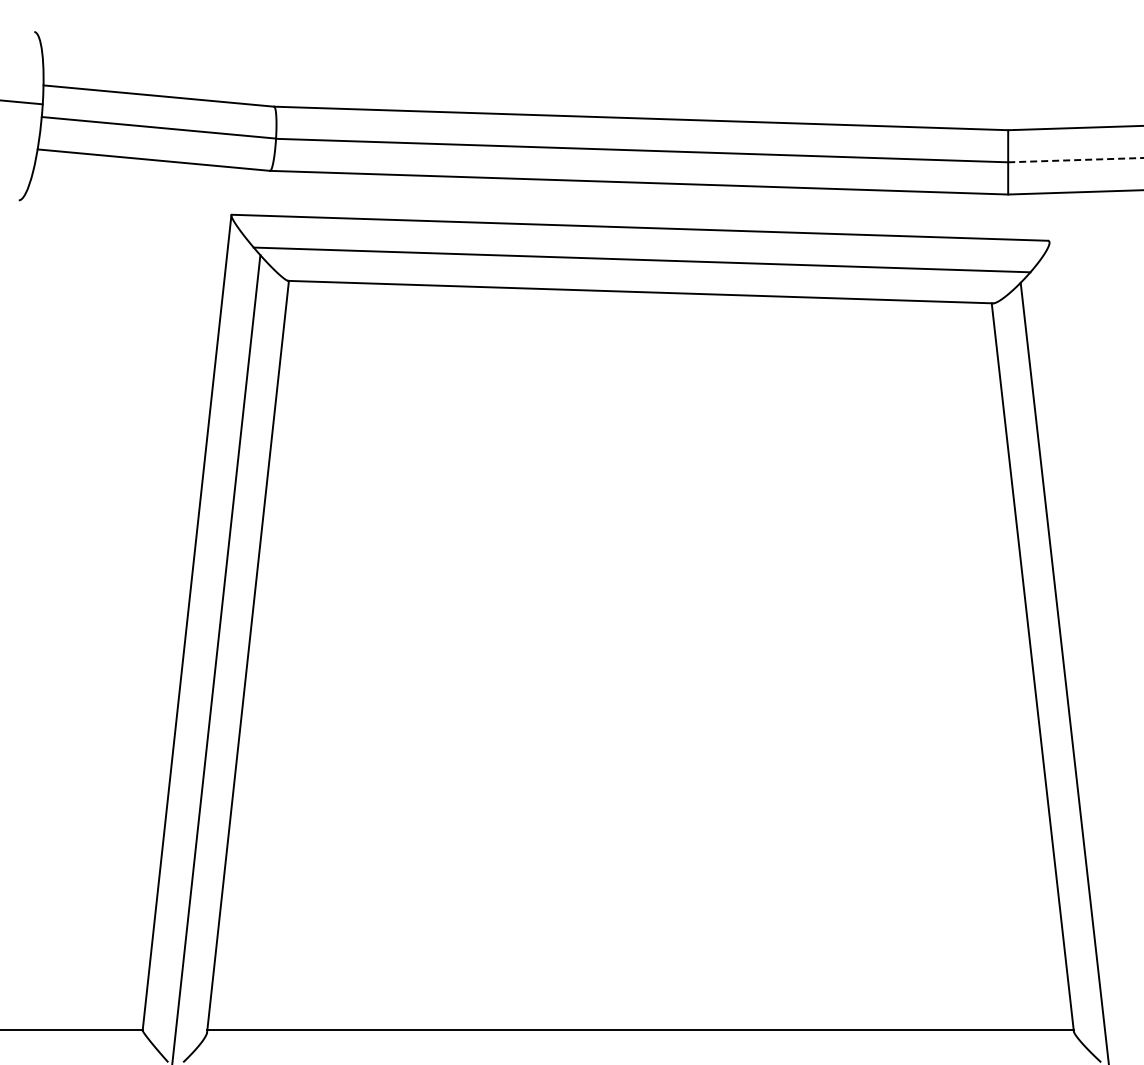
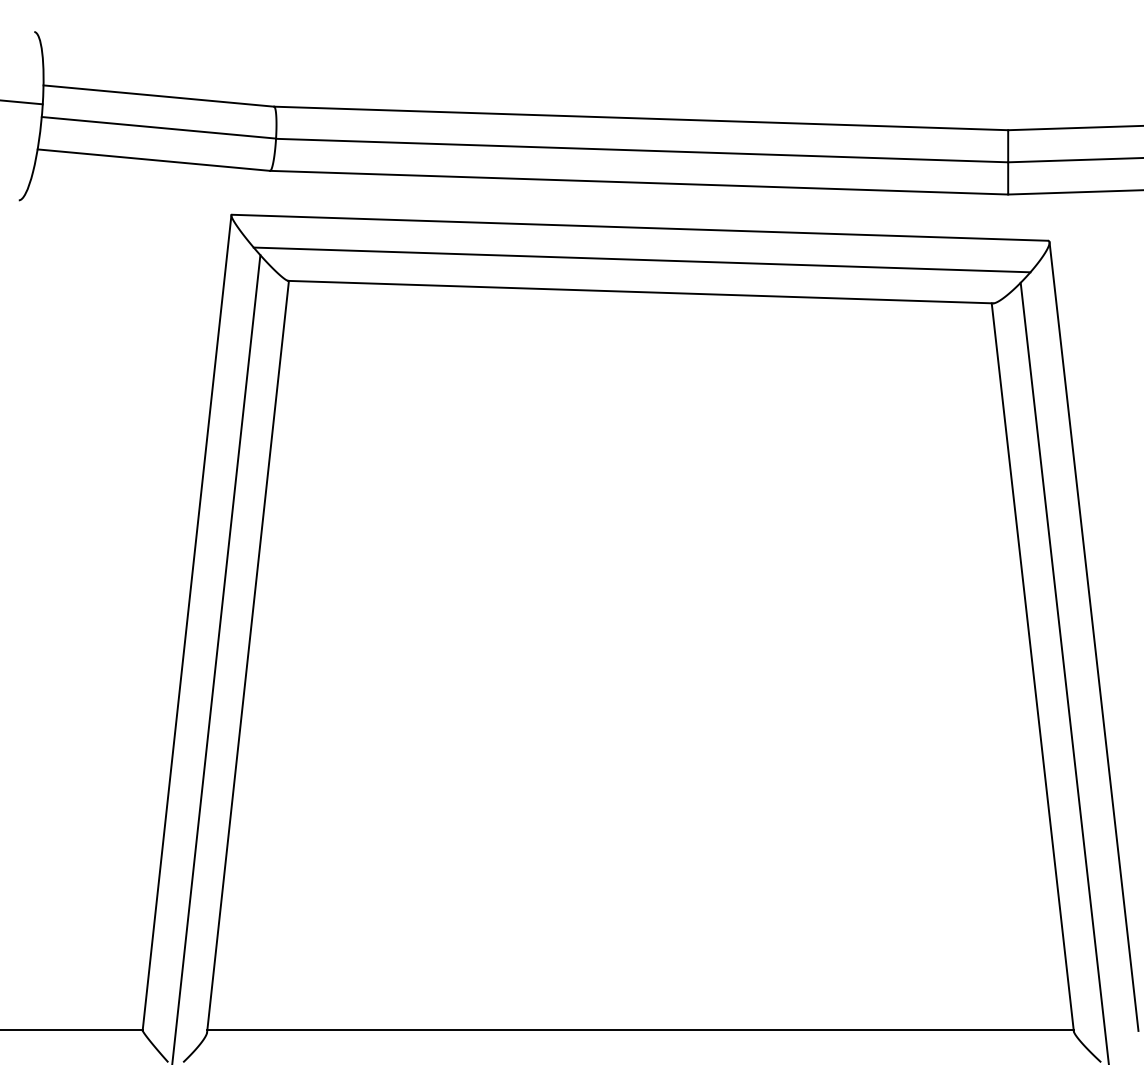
line: dashed -> solid (1076, 160)
line: none -> present (1093, 636)
